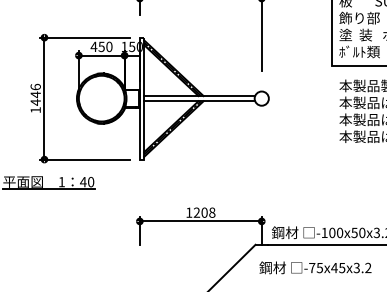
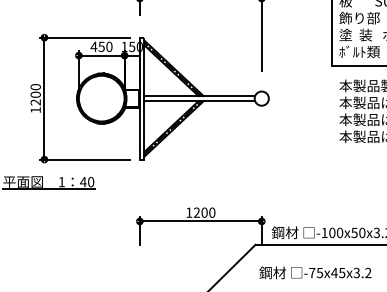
text: 1446 -> 1200 (35, 94)
text: 1208 -> 1200 (212, 212)
text position: (315, 267) -> (315, 272) (315, 272)
